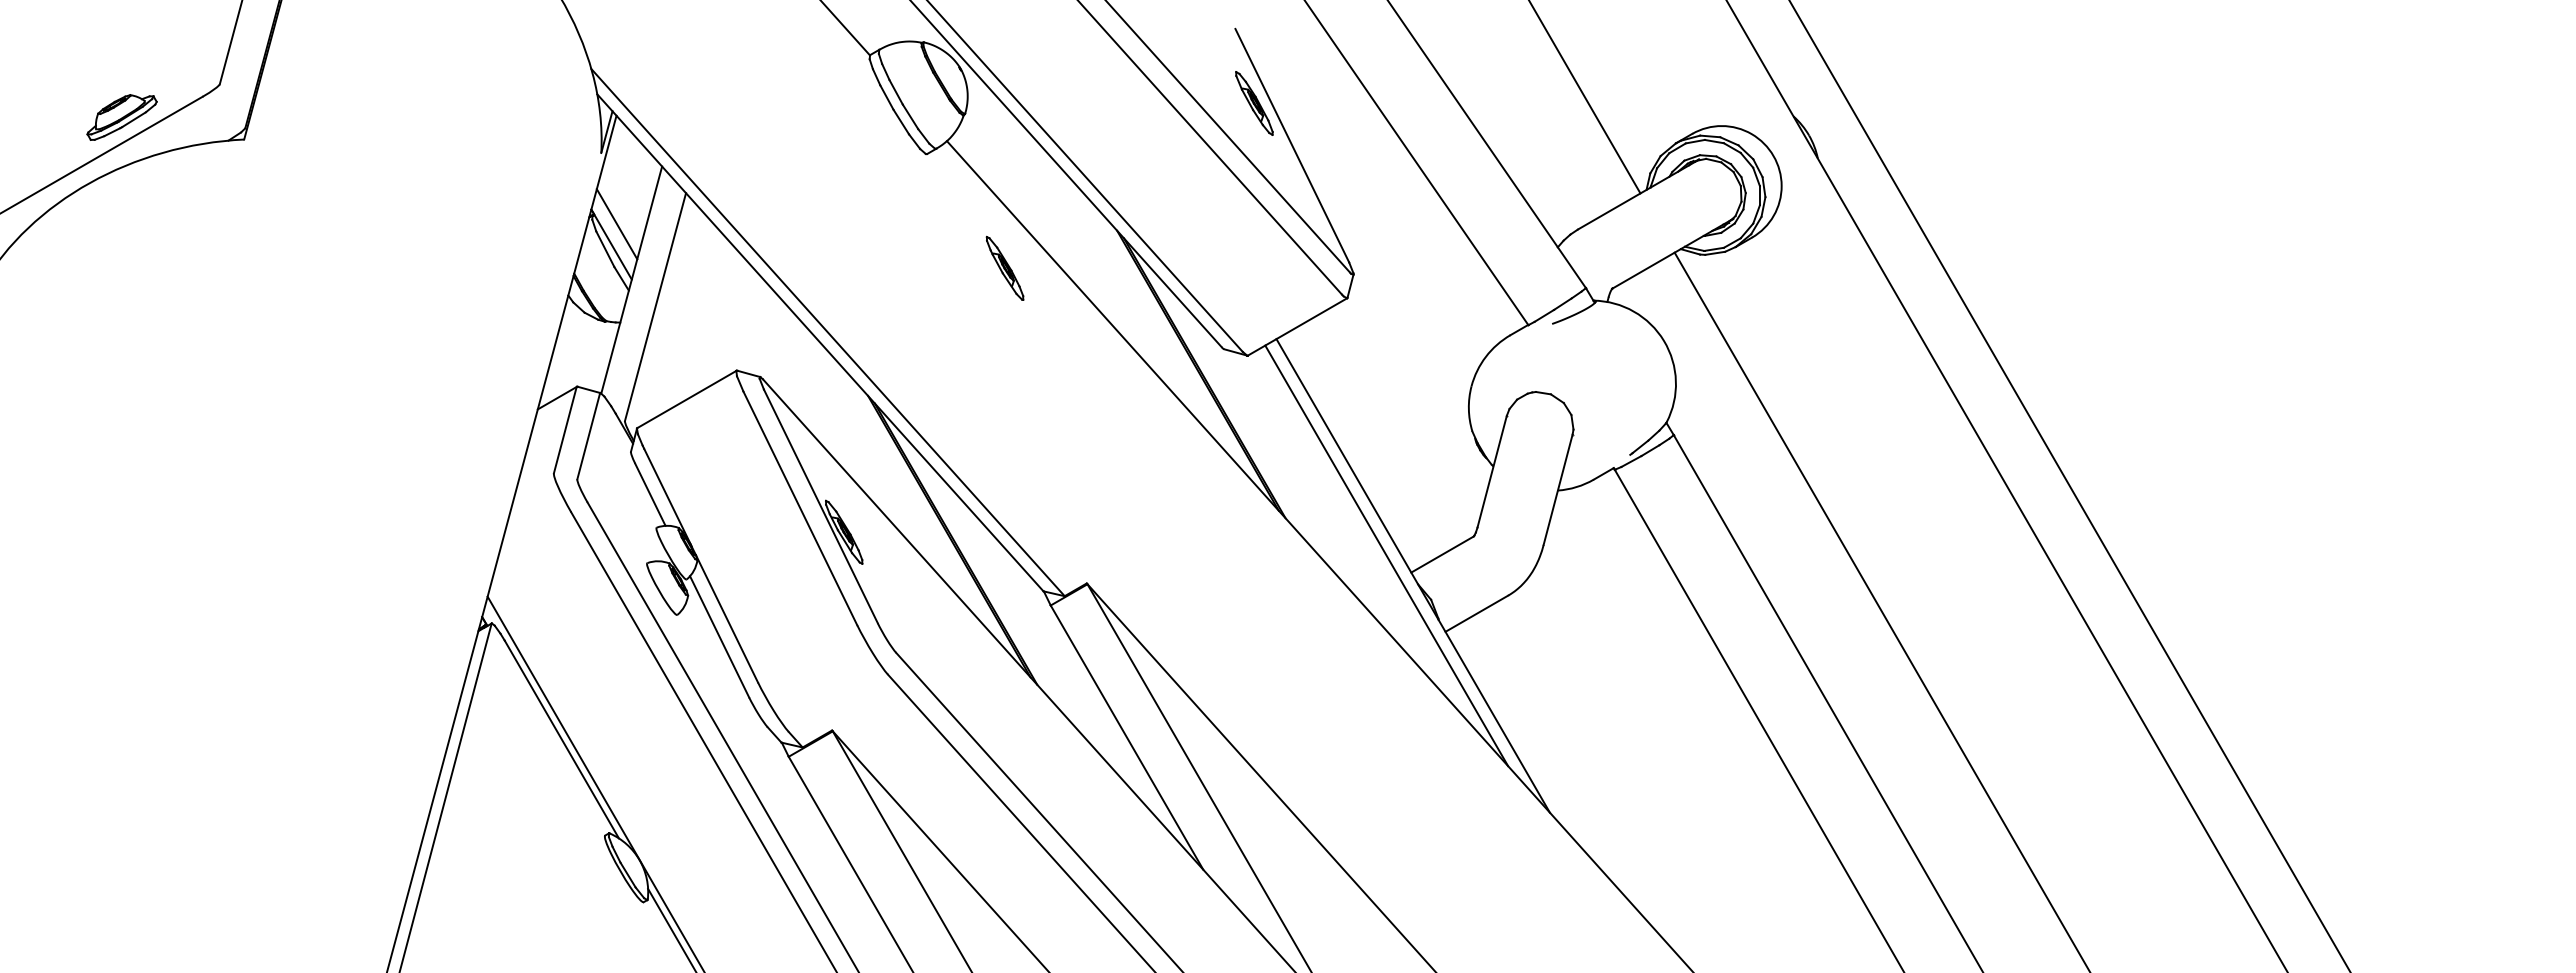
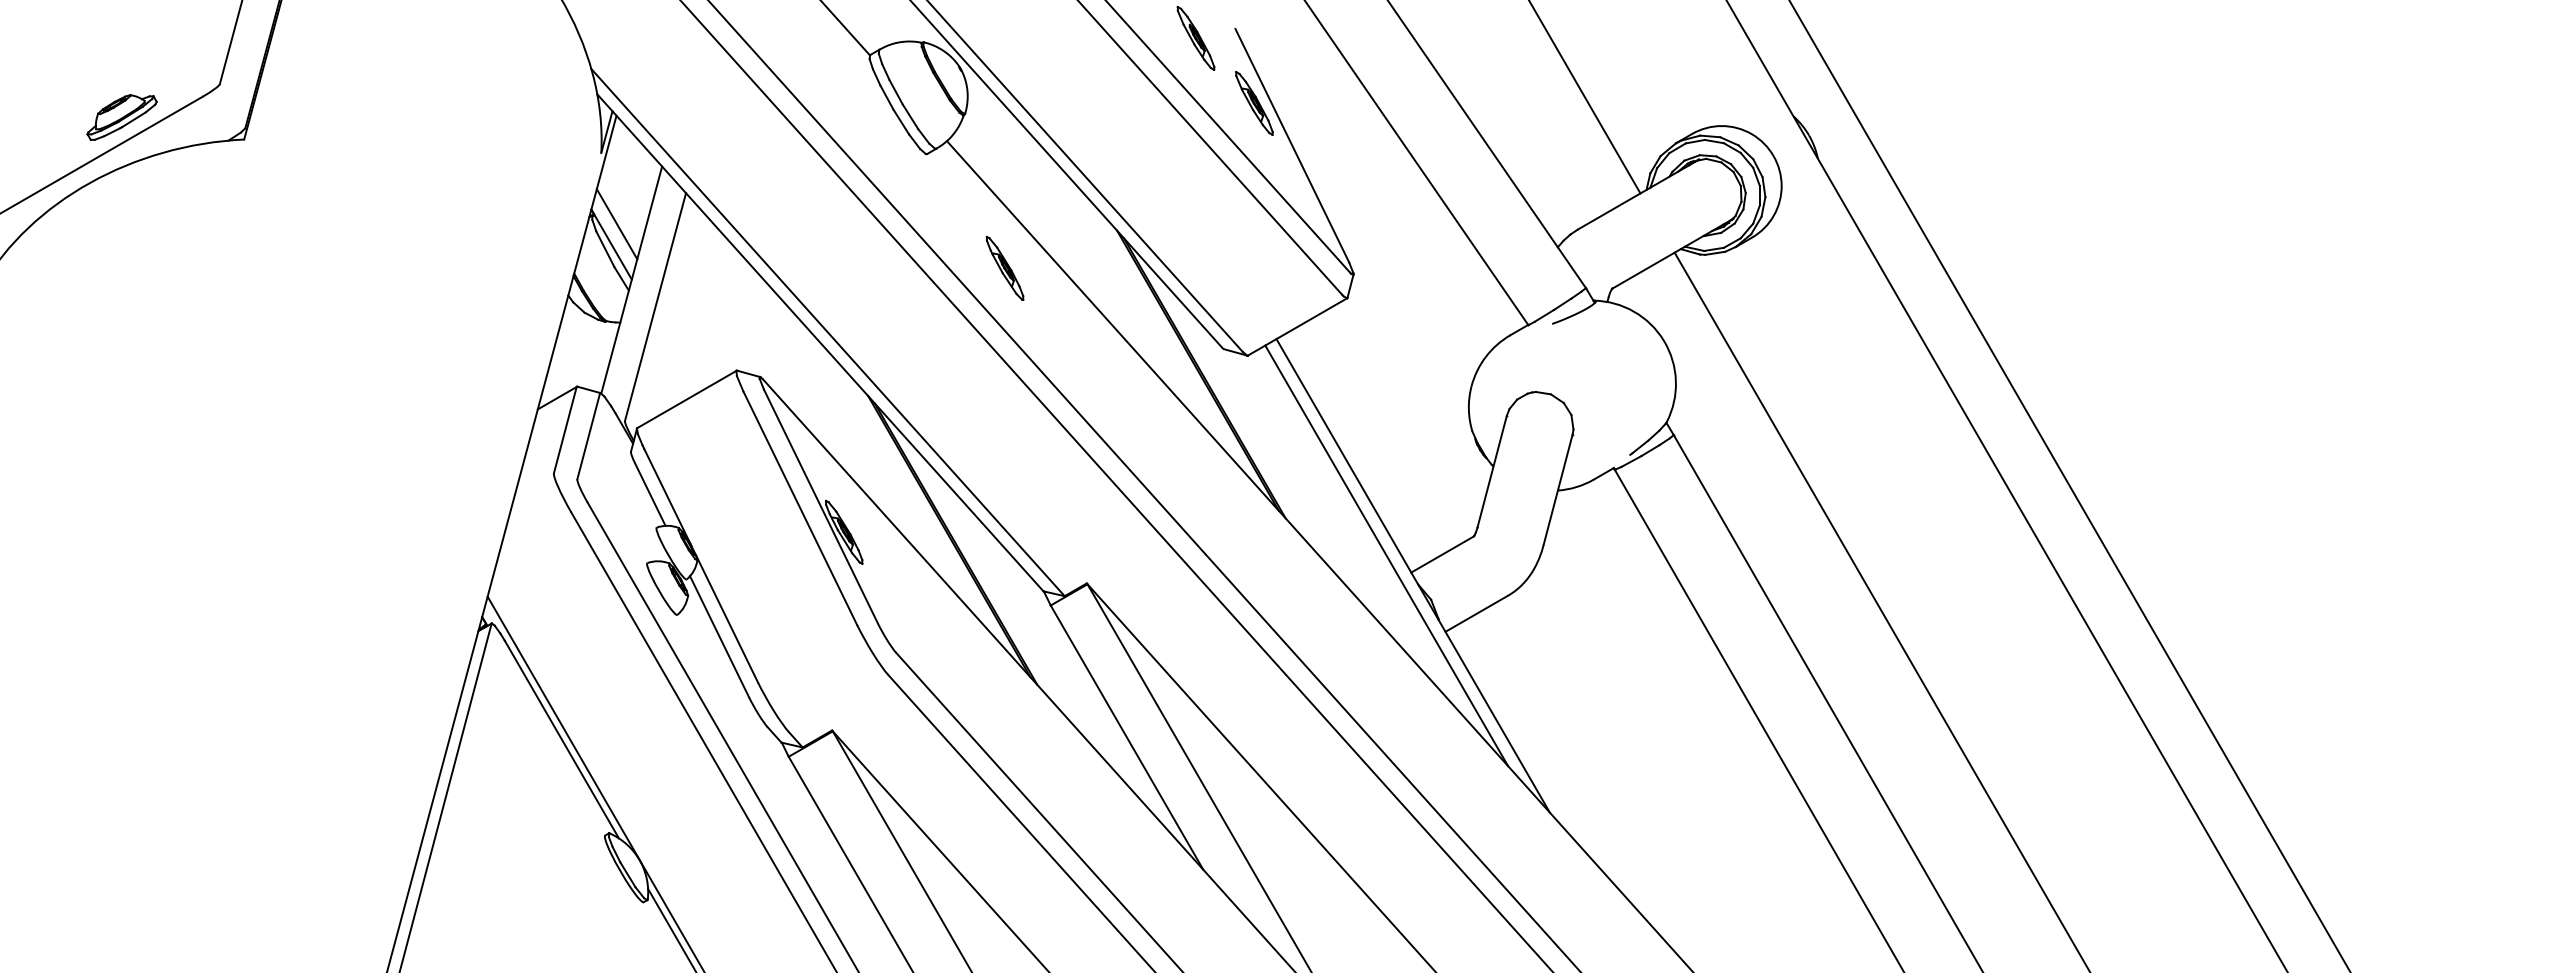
part: none -> present (1195, 37)
line: none -> present (1115, 485)
line: none -> present (1144, 485)
